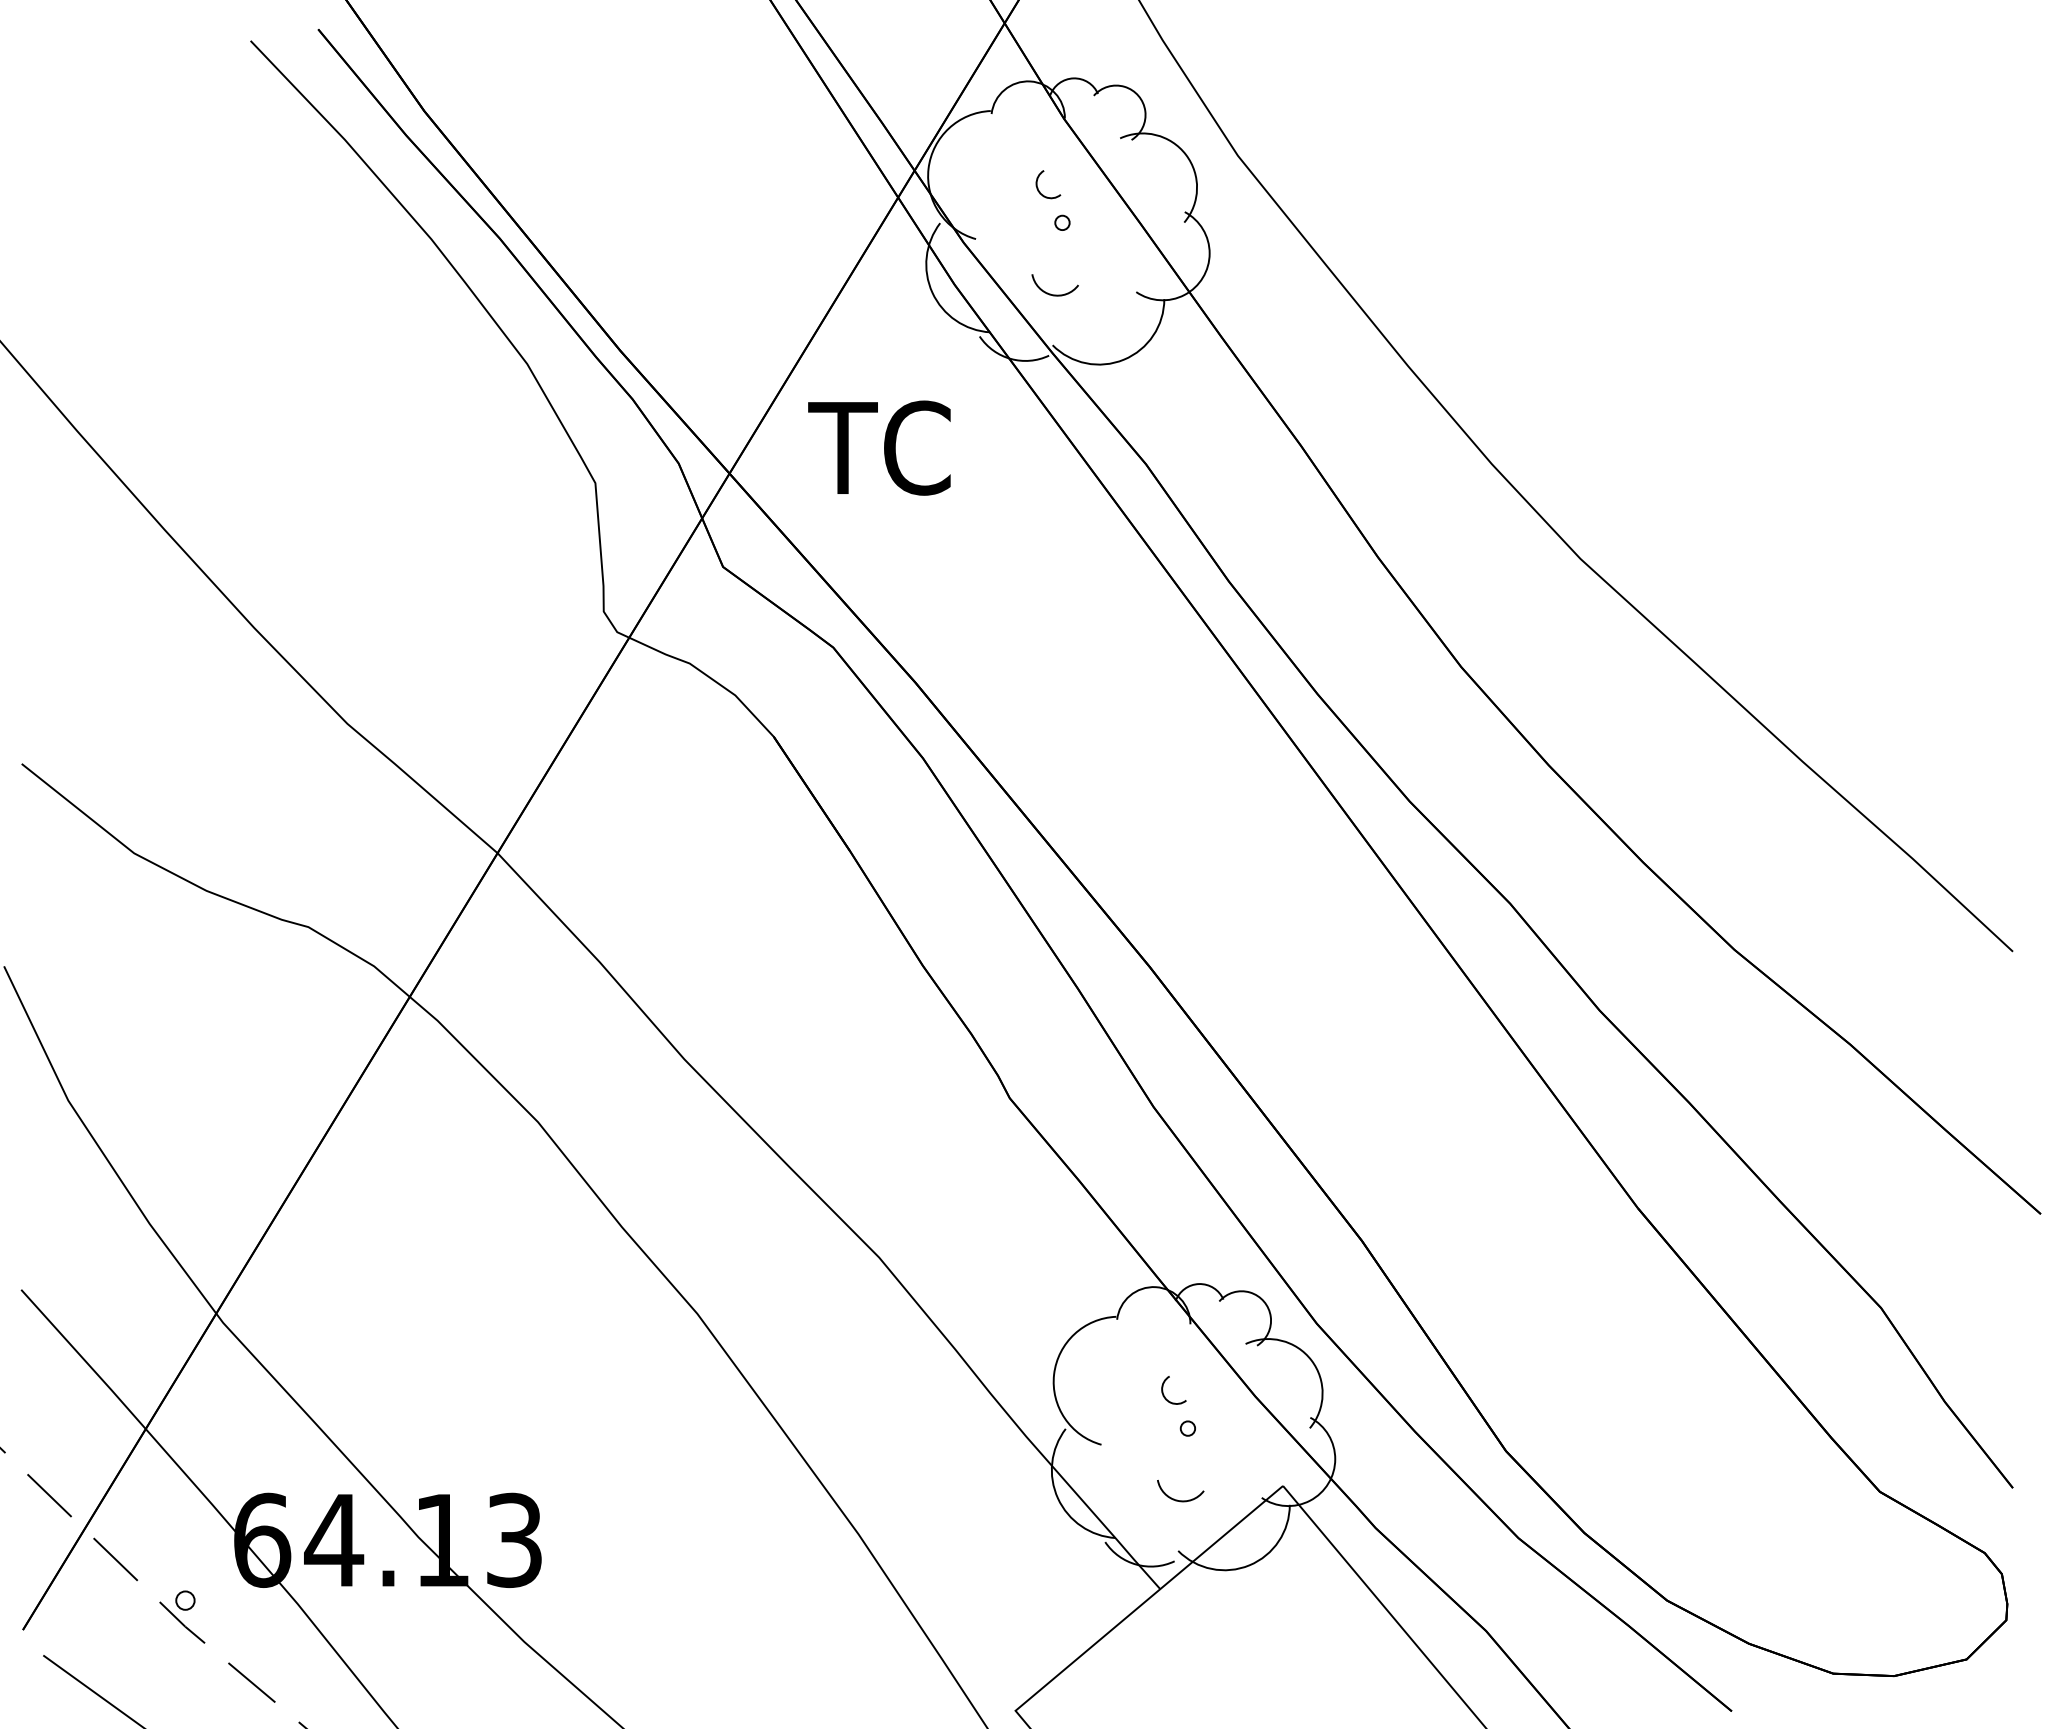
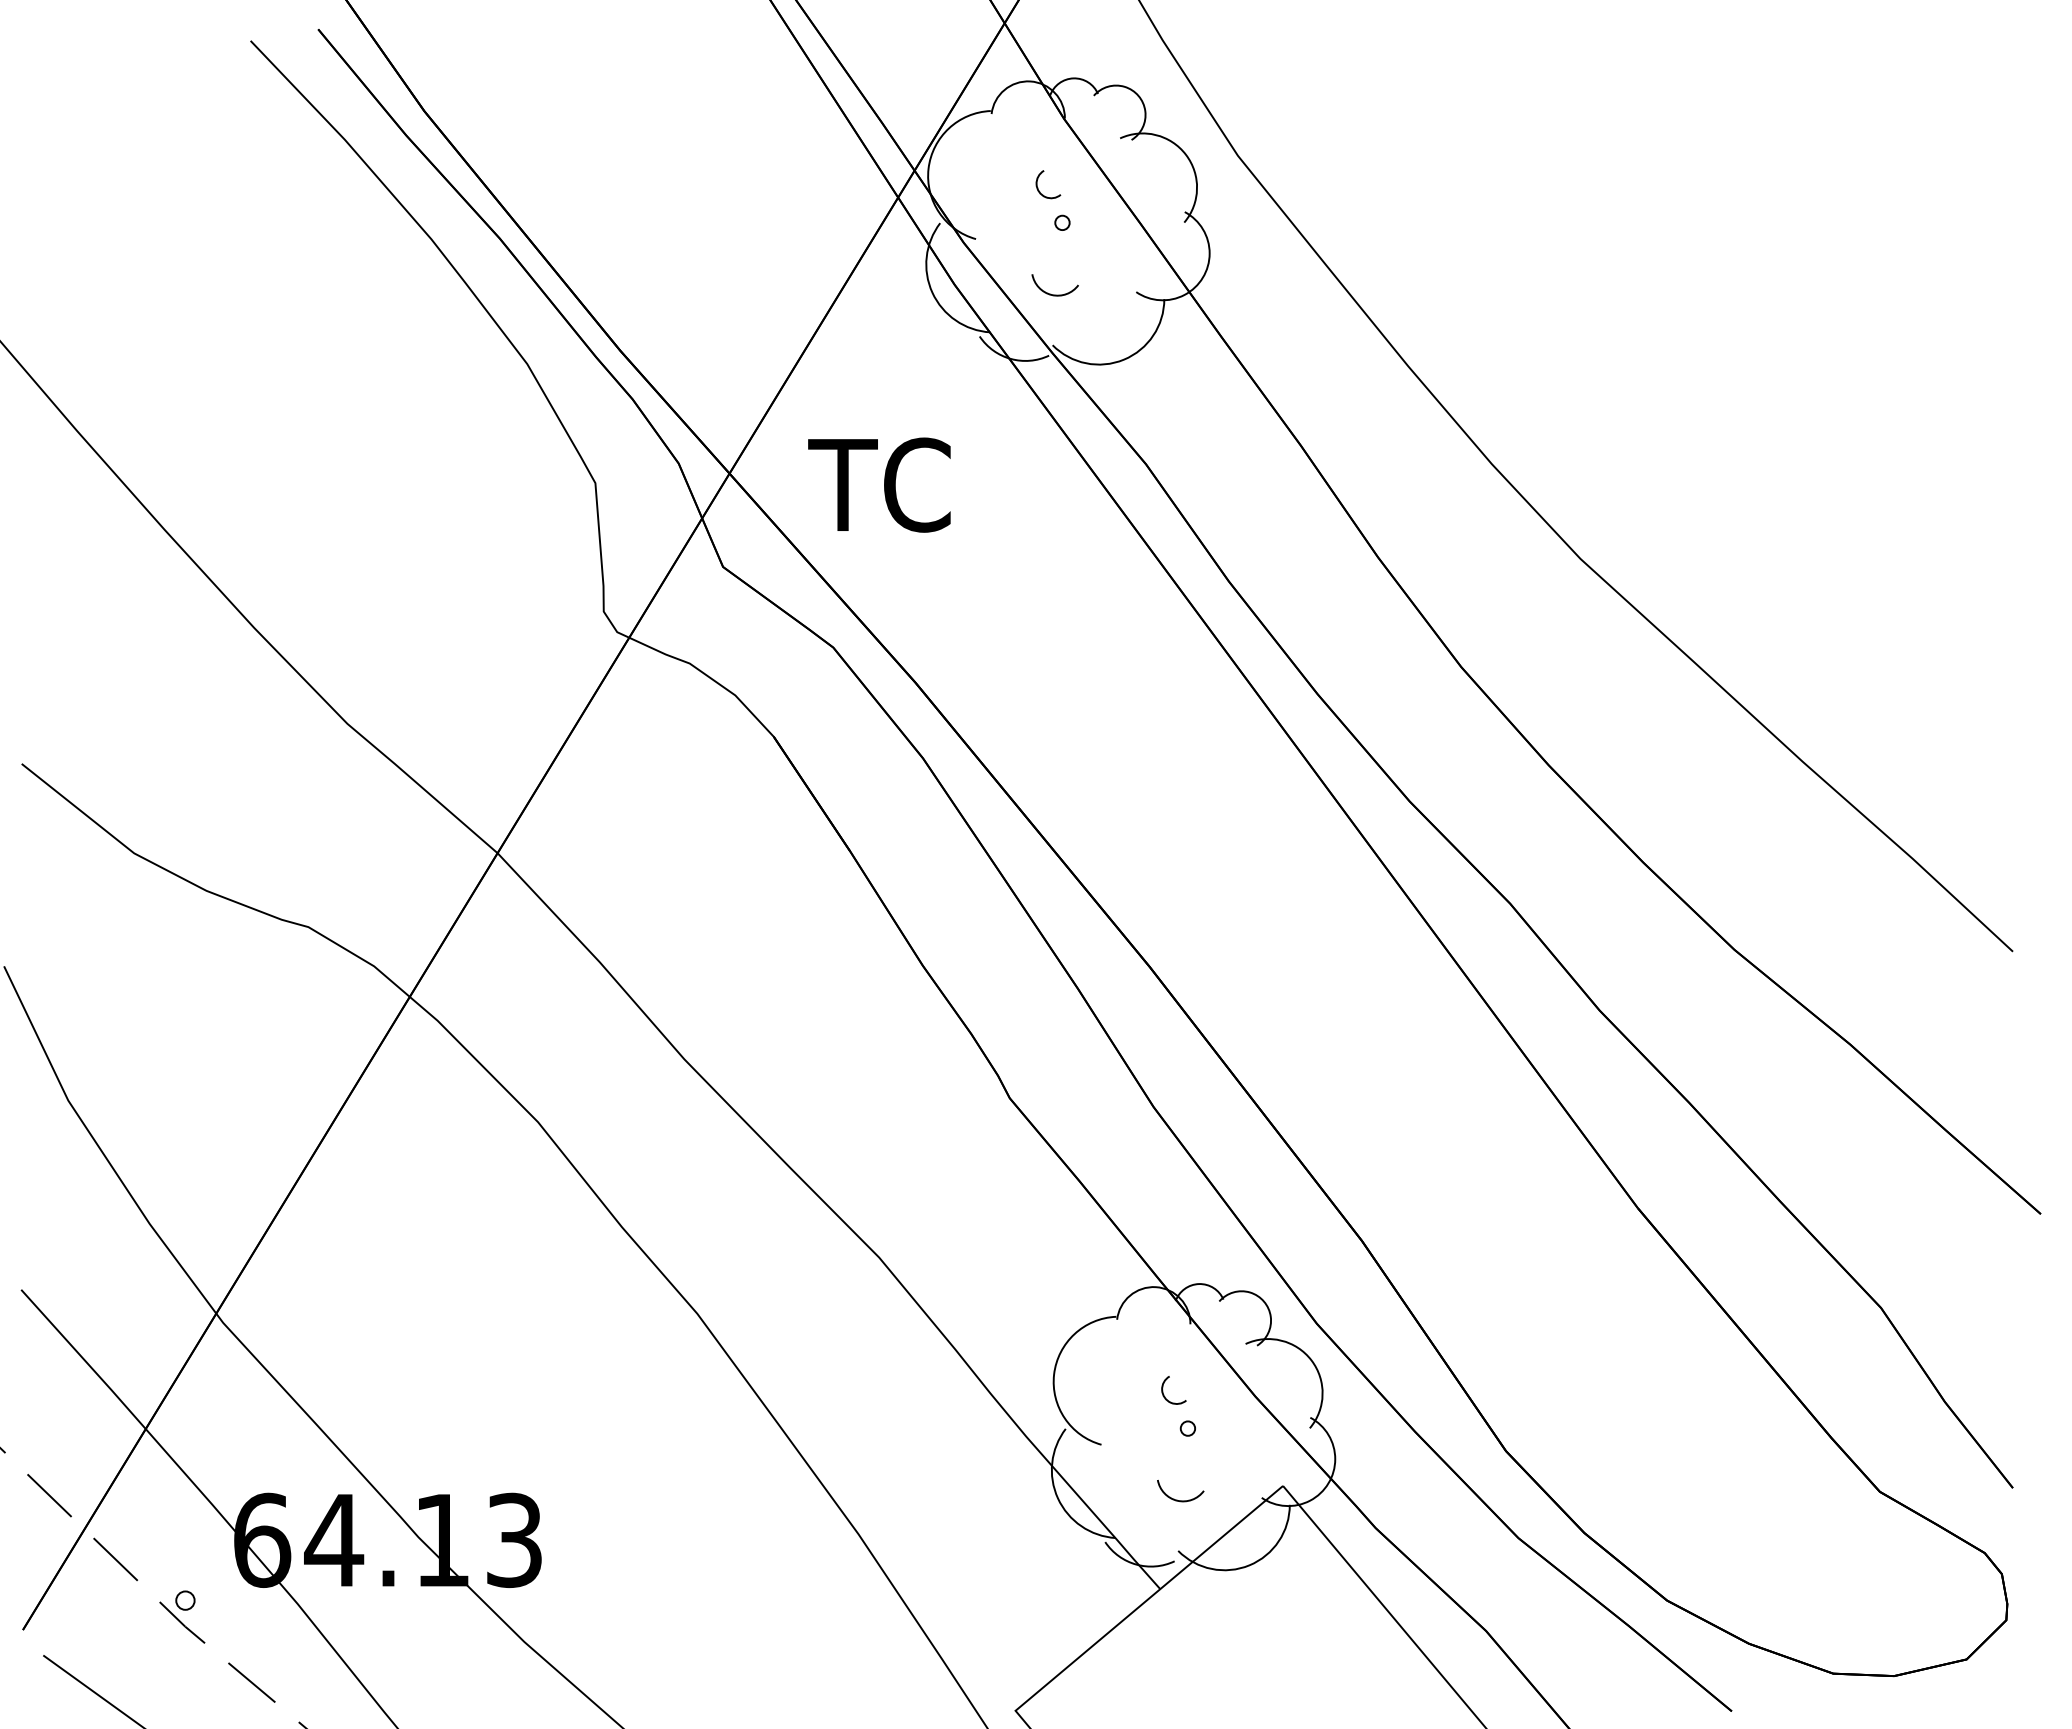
text position: (879, 447) -> (879, 484) (879, 484)
